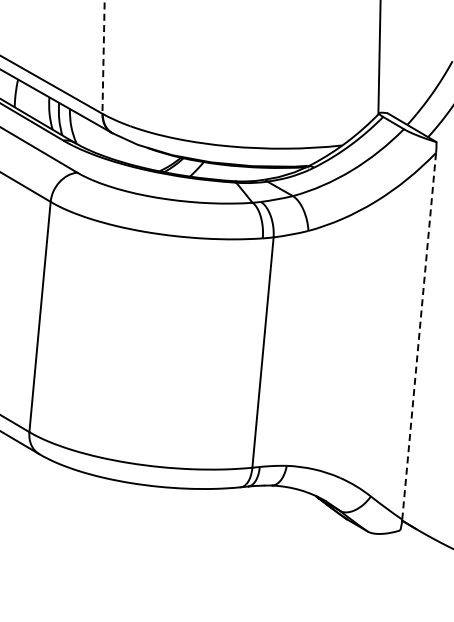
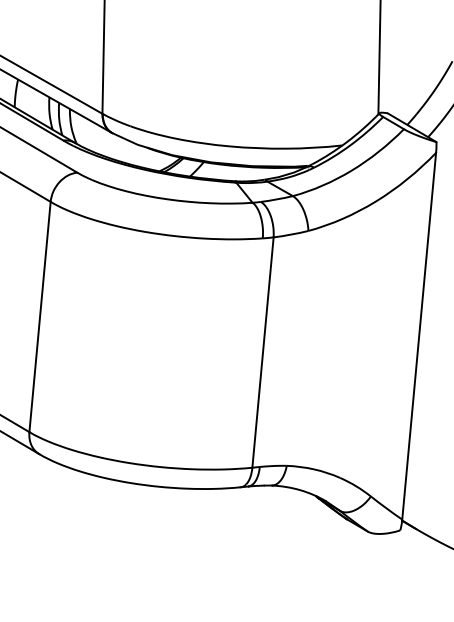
line: dashed -> solid (103, 57)
line: dashed -> solid (419, 335)
